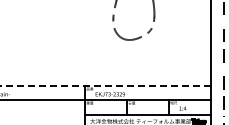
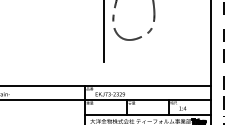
line: none -> present (103, 32)
line: dashed -> solid (104, 86)
